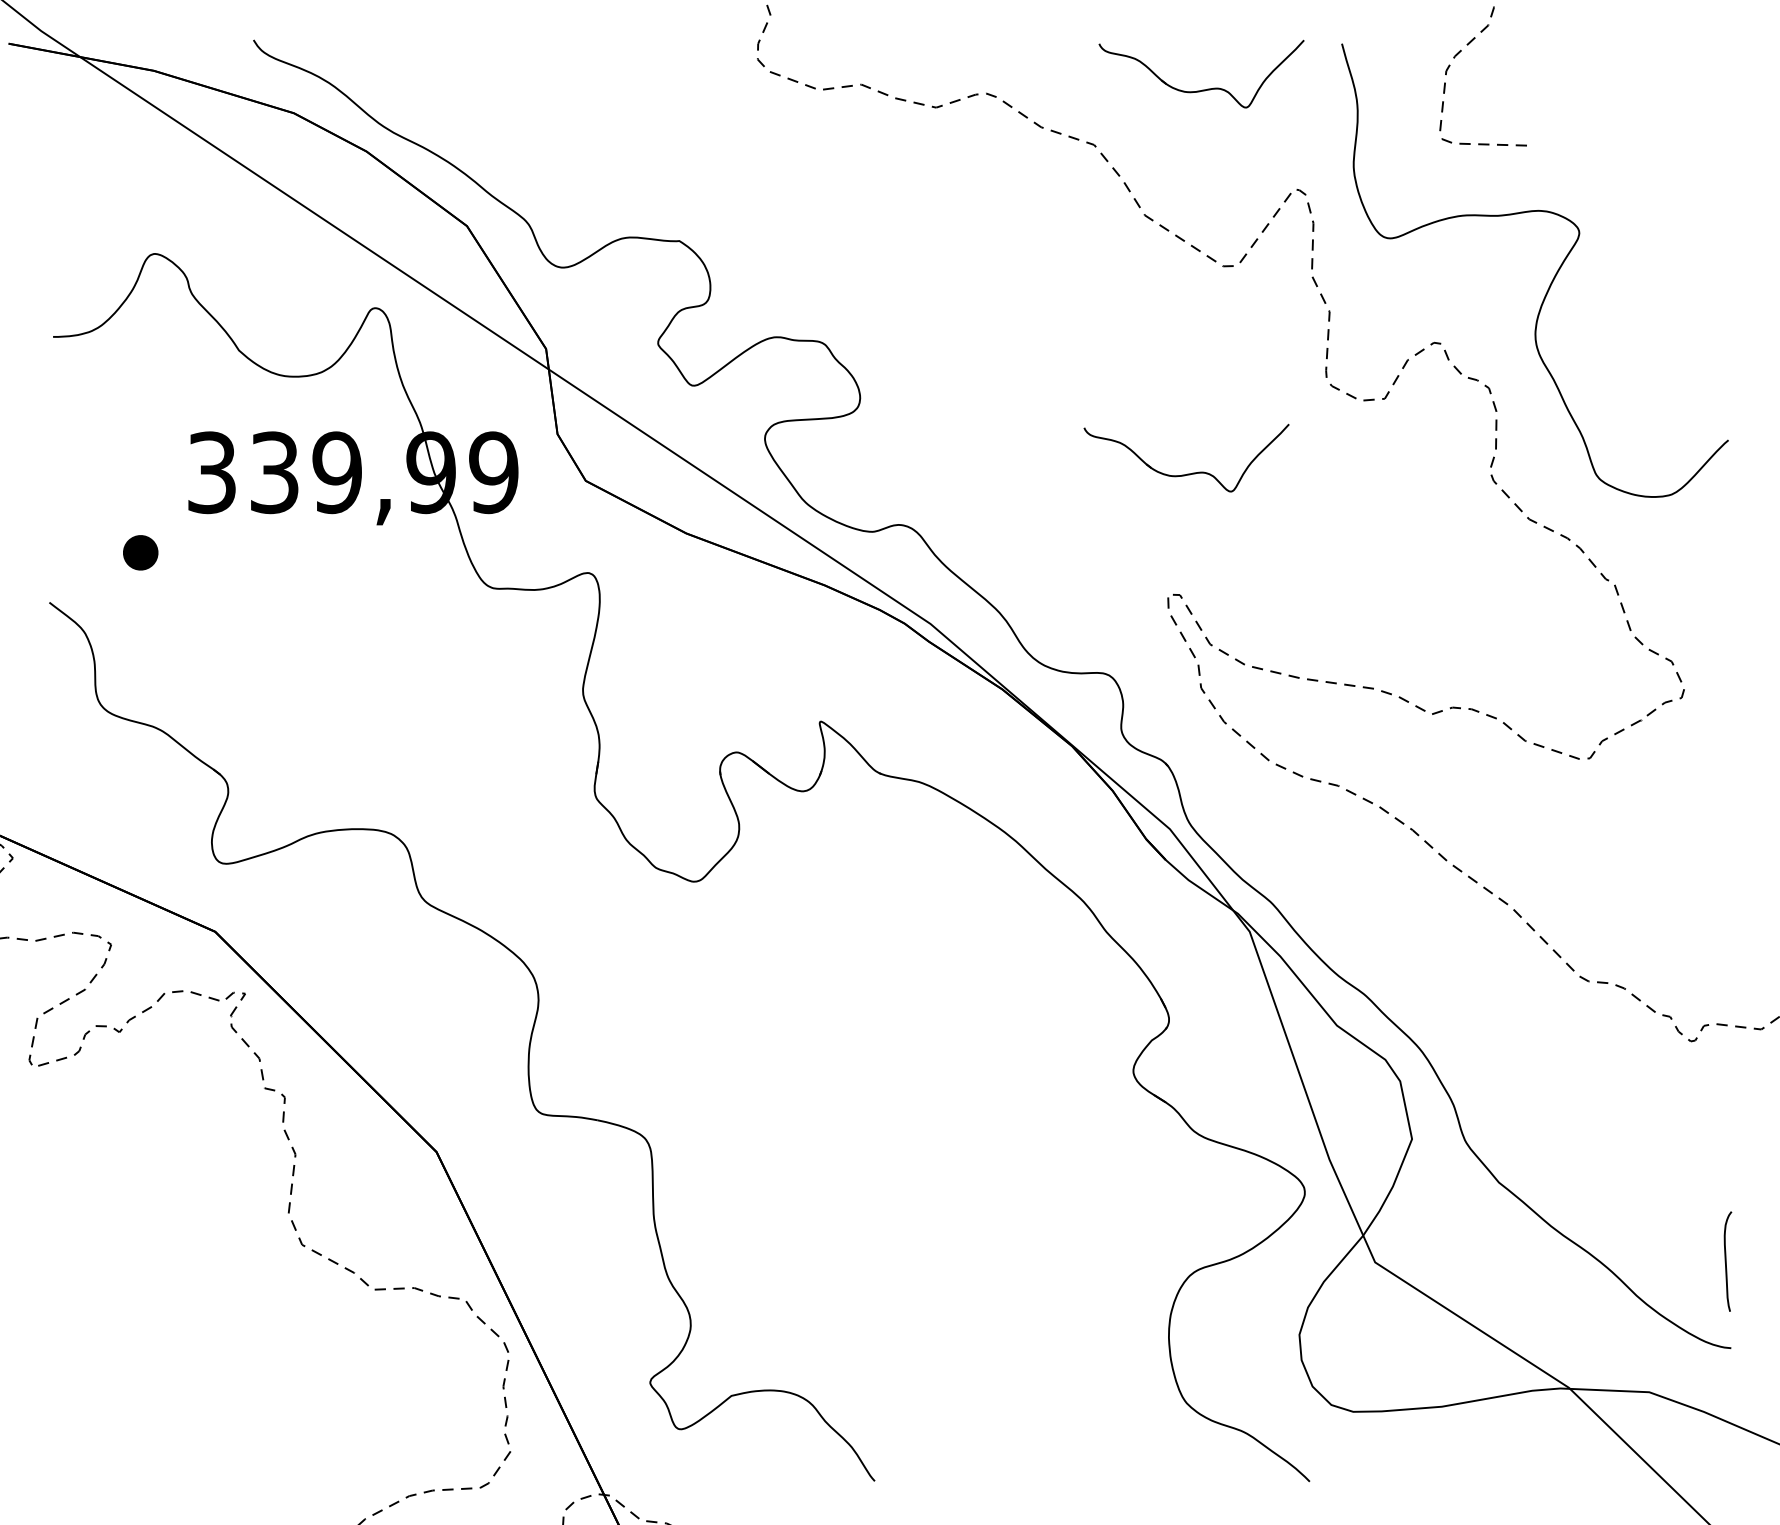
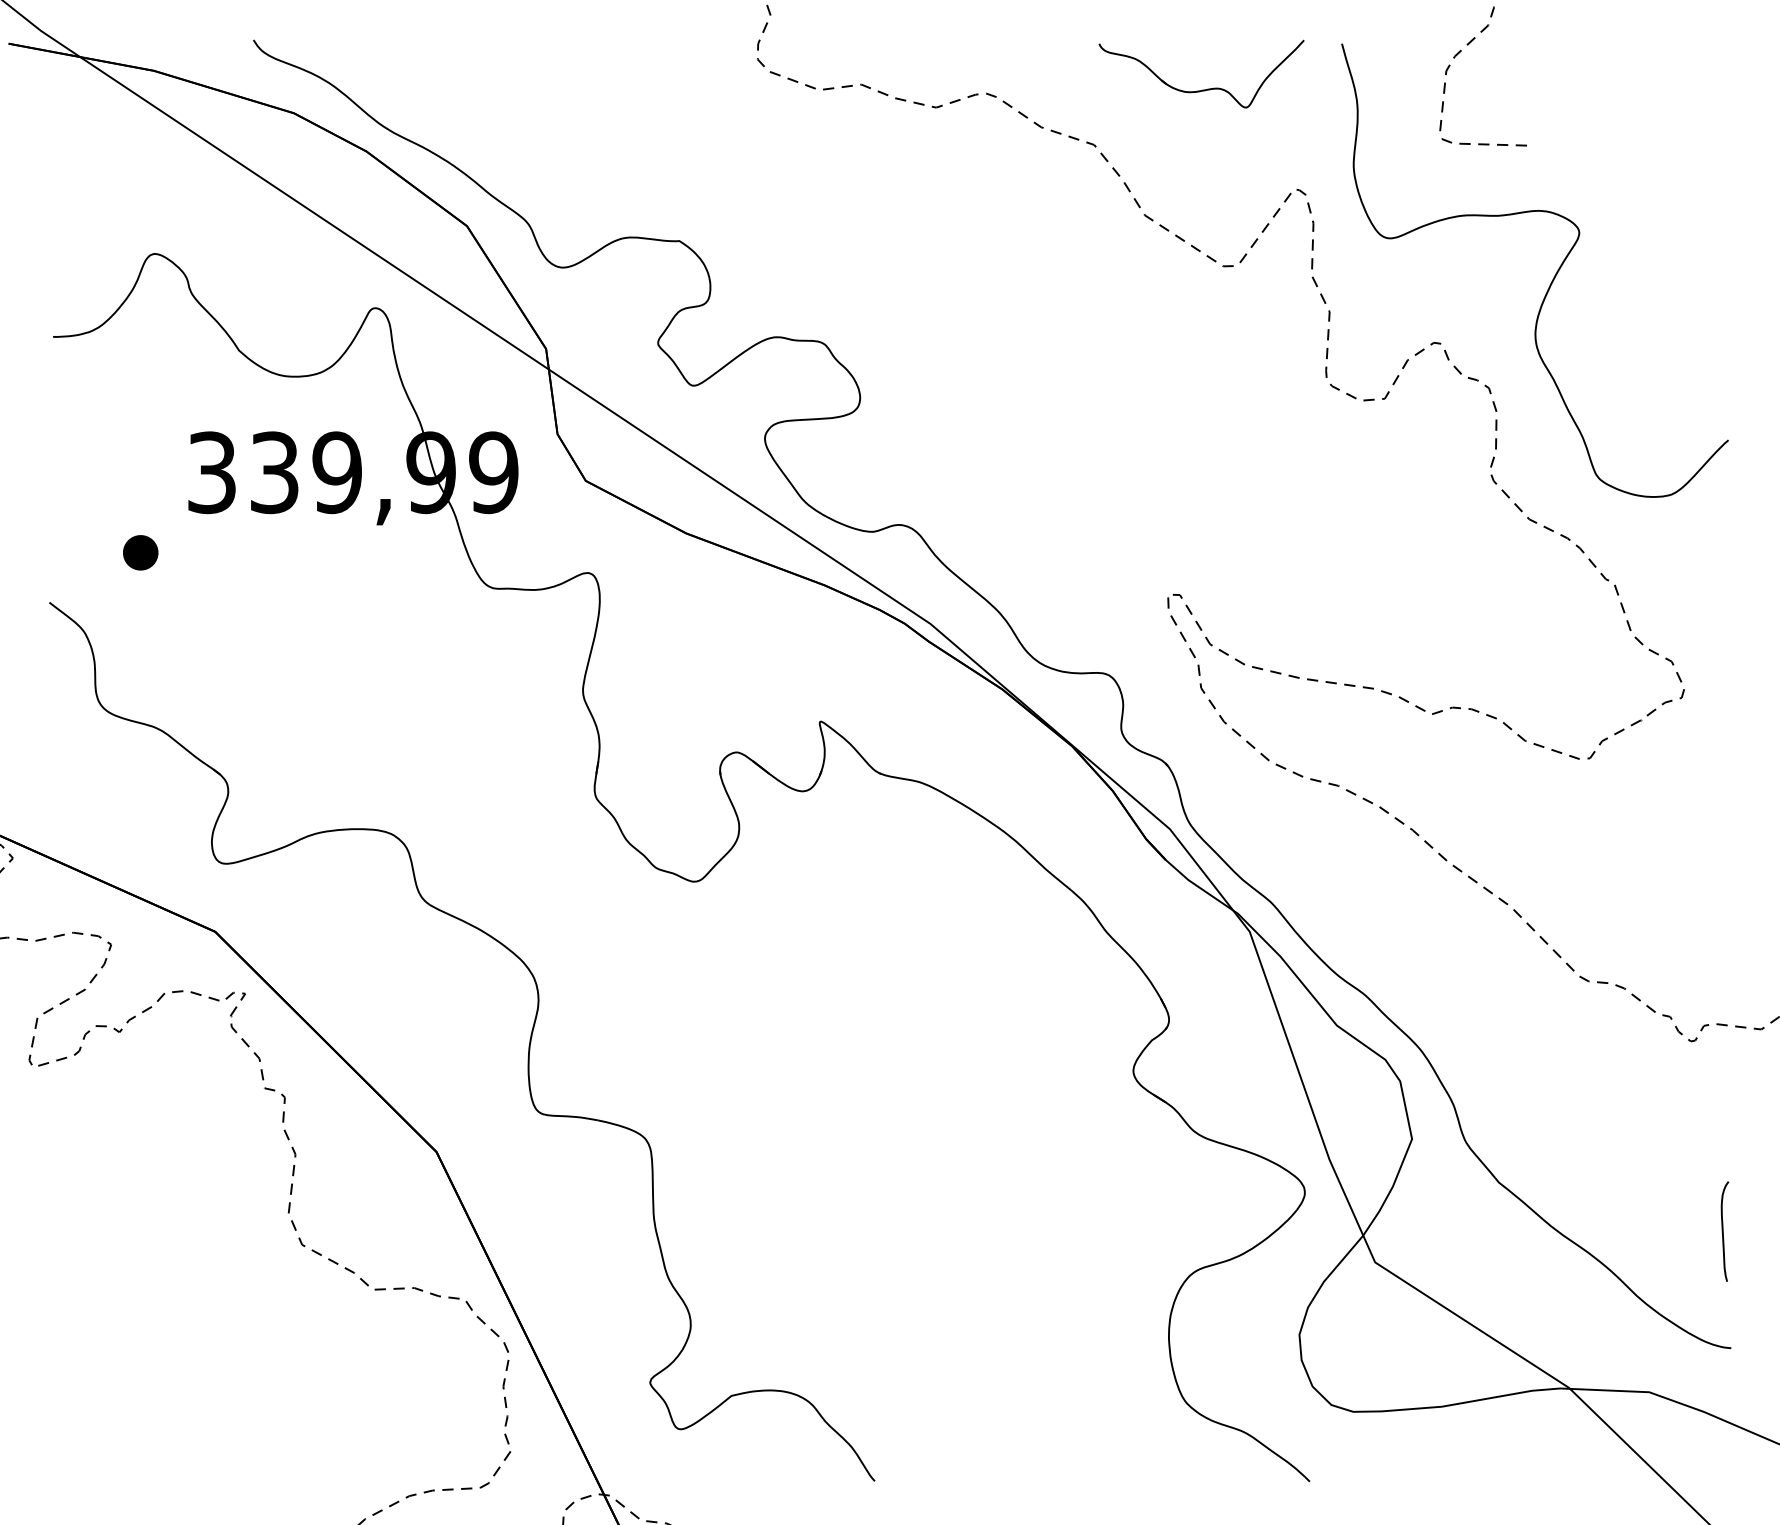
part: present -> none (1187, 473)
curve position: (1726, 1261) -> (1723, 1231) (1723, 1231)
